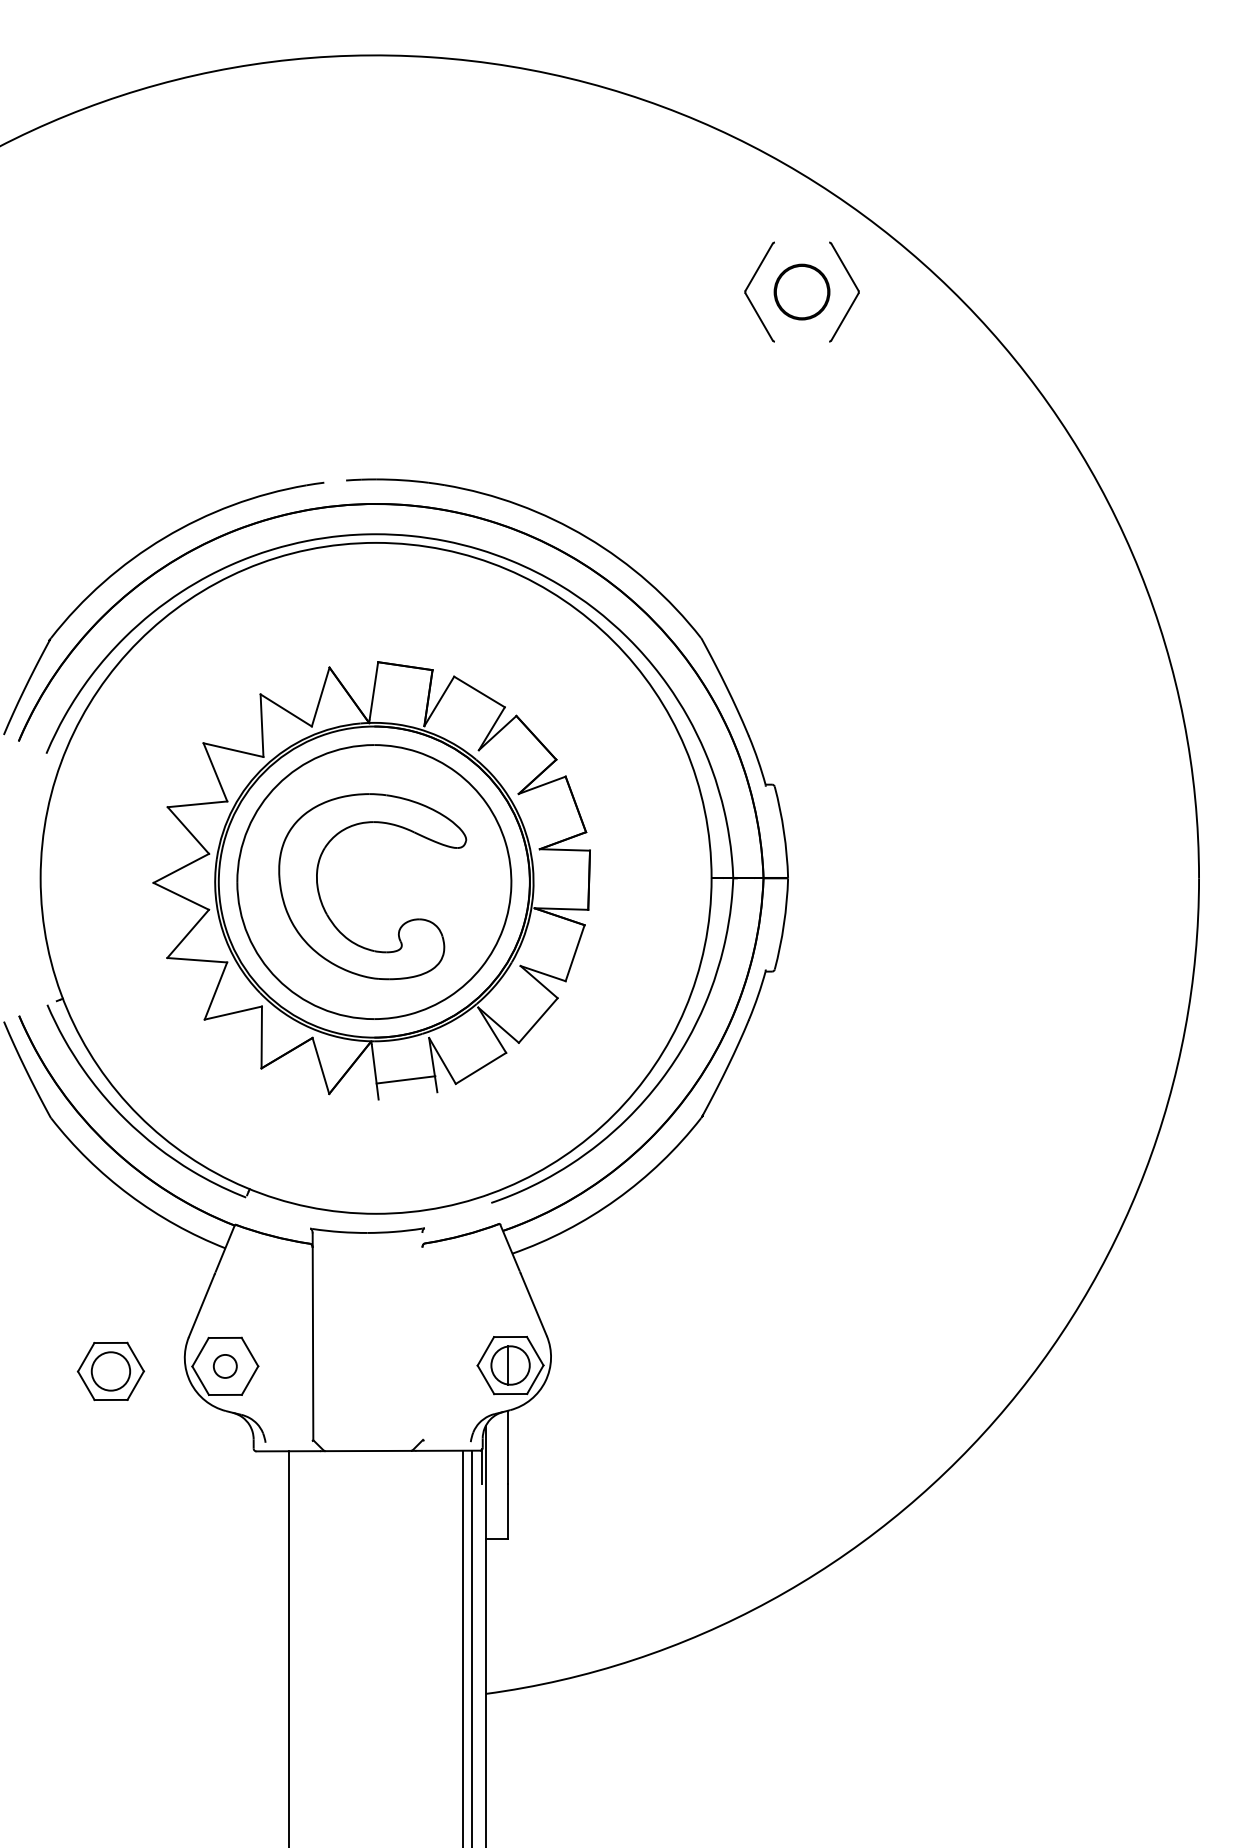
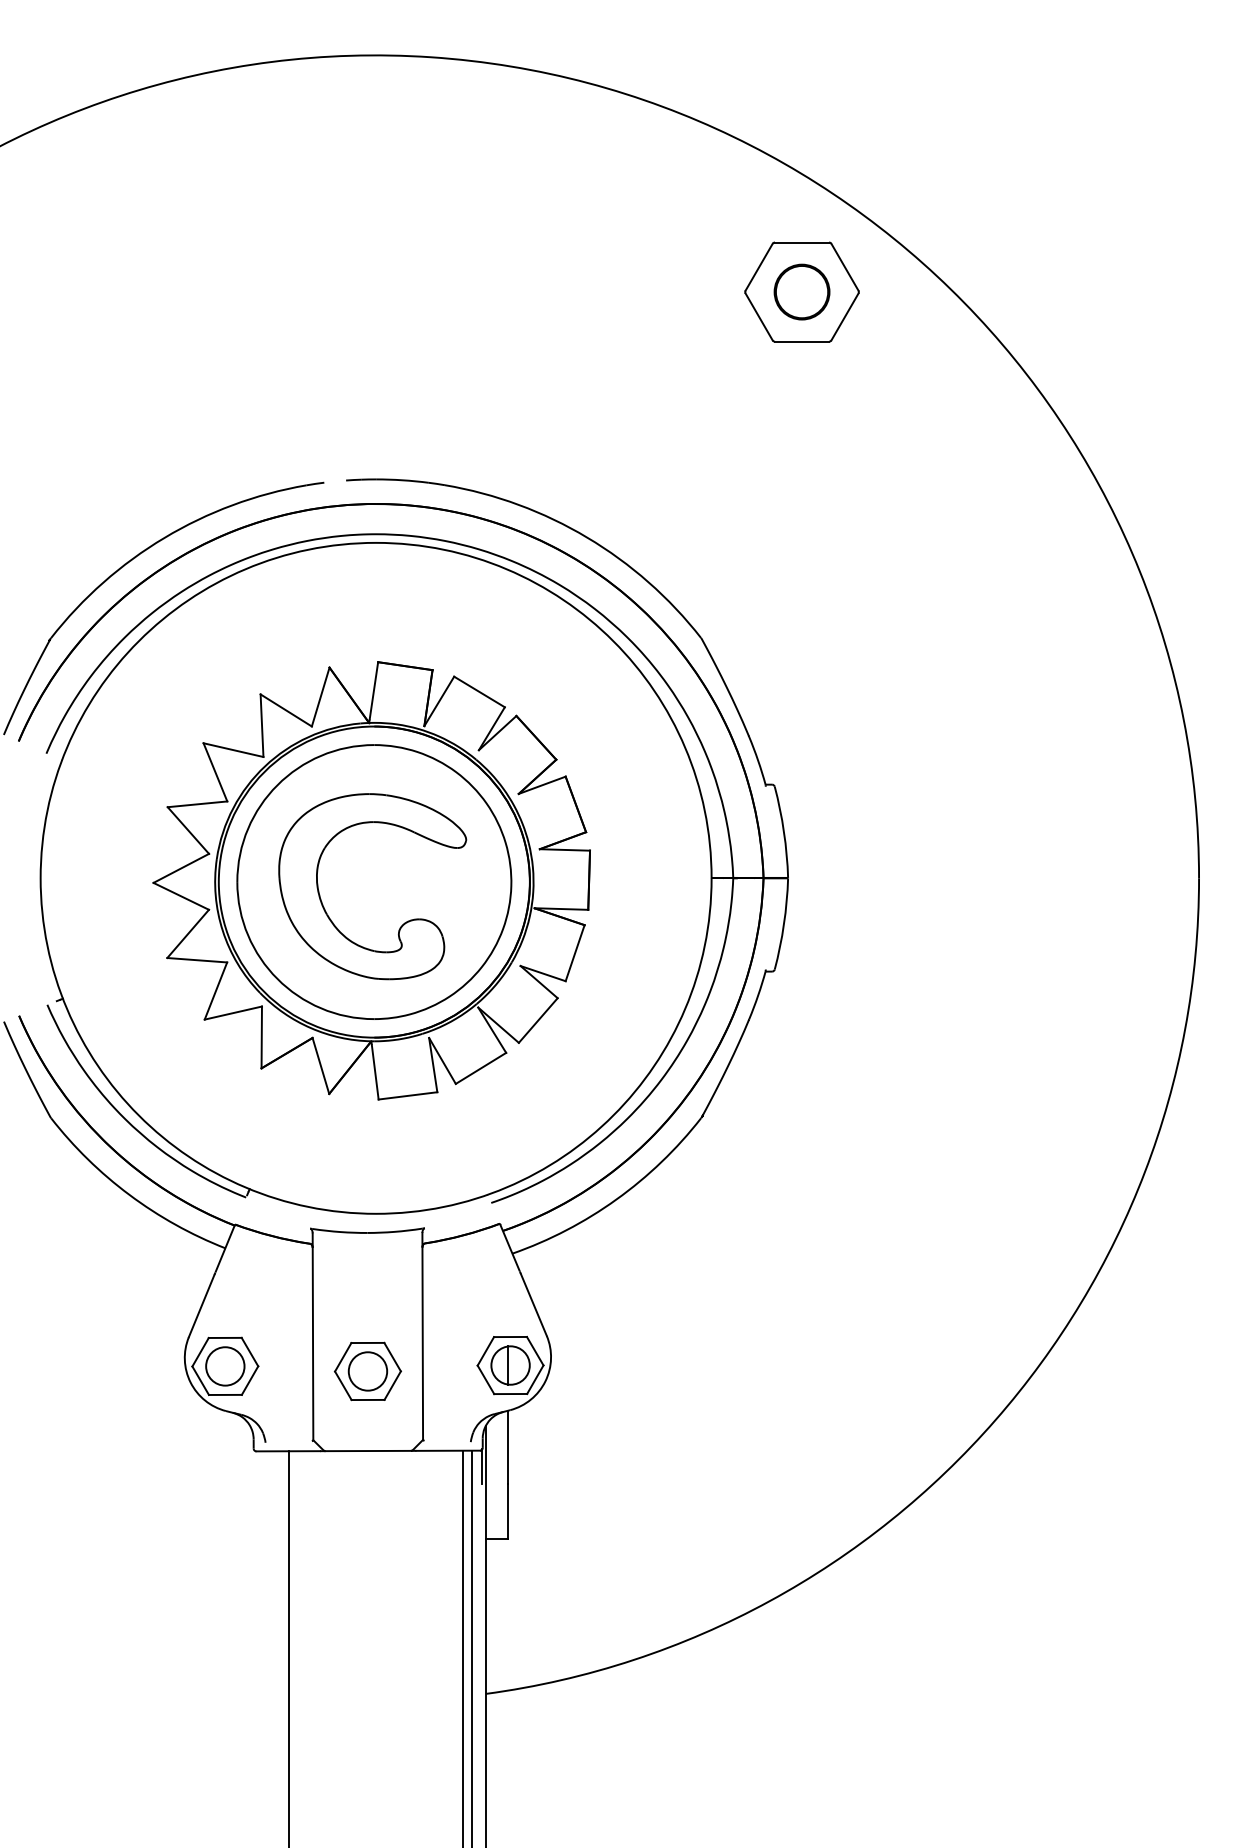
line: none -> present (802, 242)
line: none -> present (802, 341)
line position: (405, 1079) -> (407, 1095) (407, 1095)
line: none -> present (422, 1336)
circle diameter: 23 px -> 38 px (225, 1366)
part position: (110, 1371) -> (367, 1371) (367, 1371)
